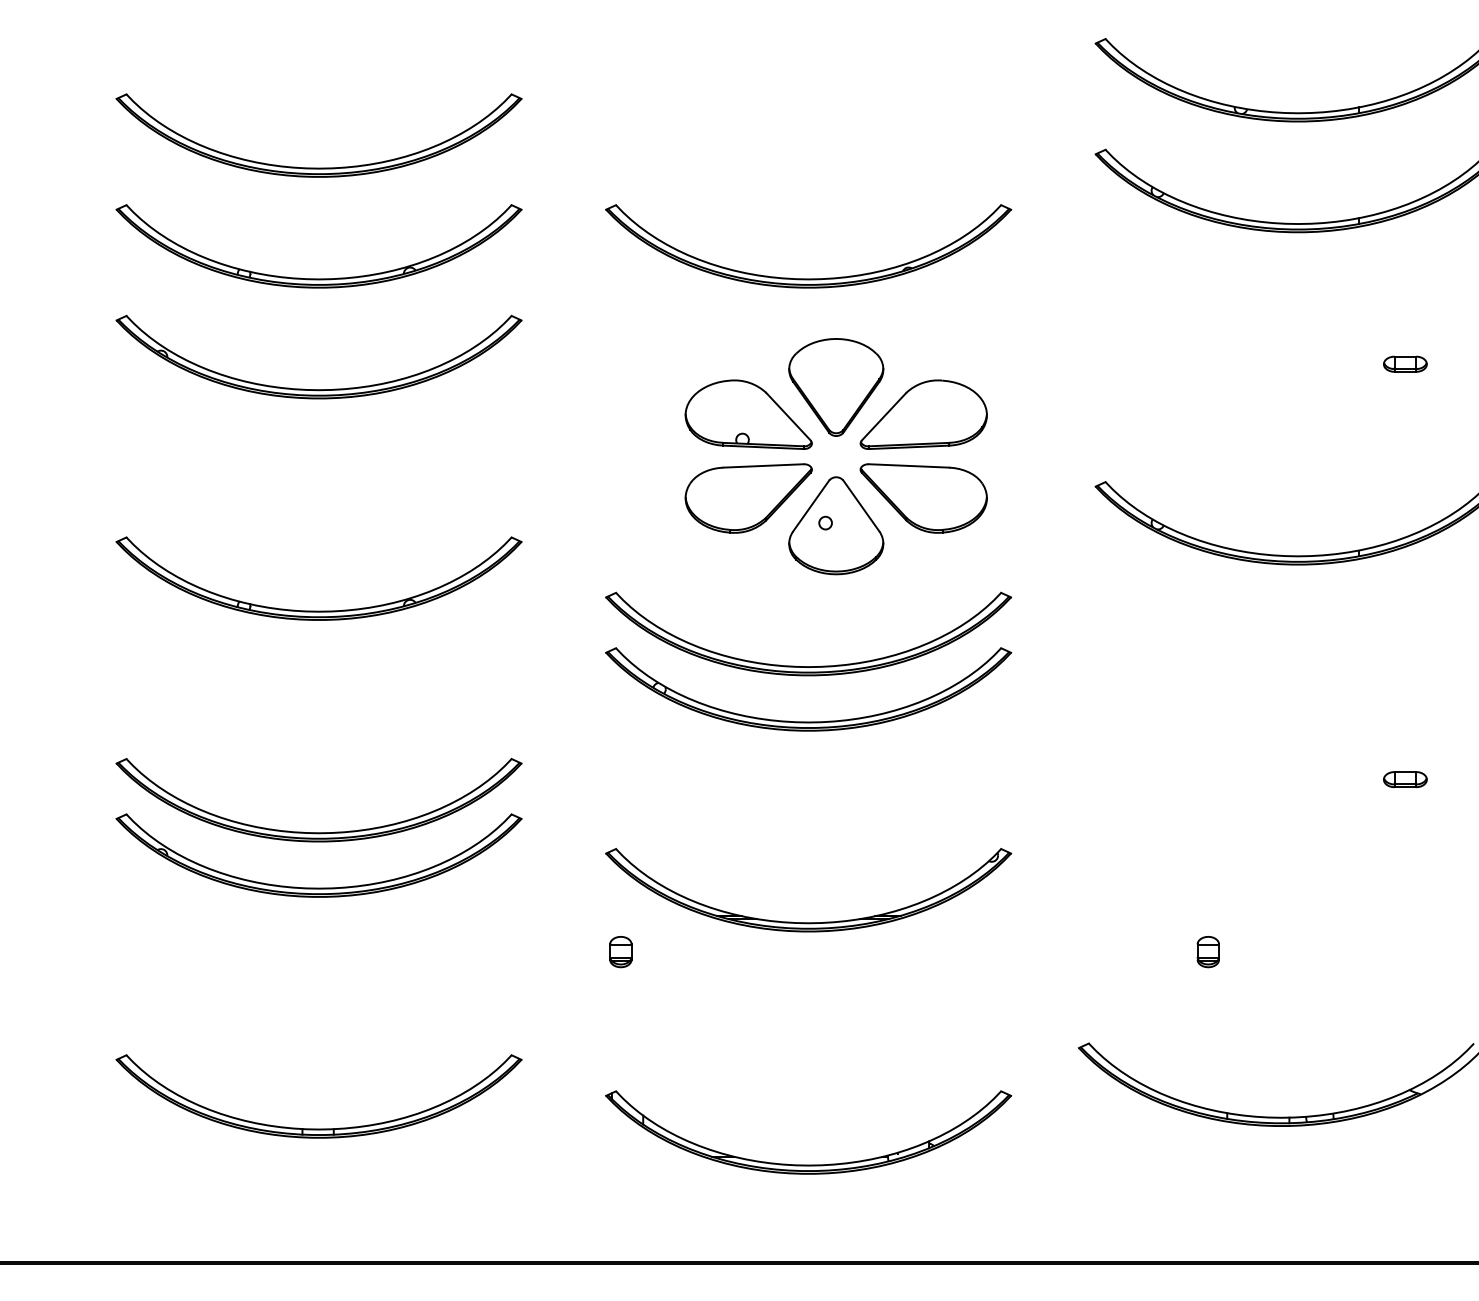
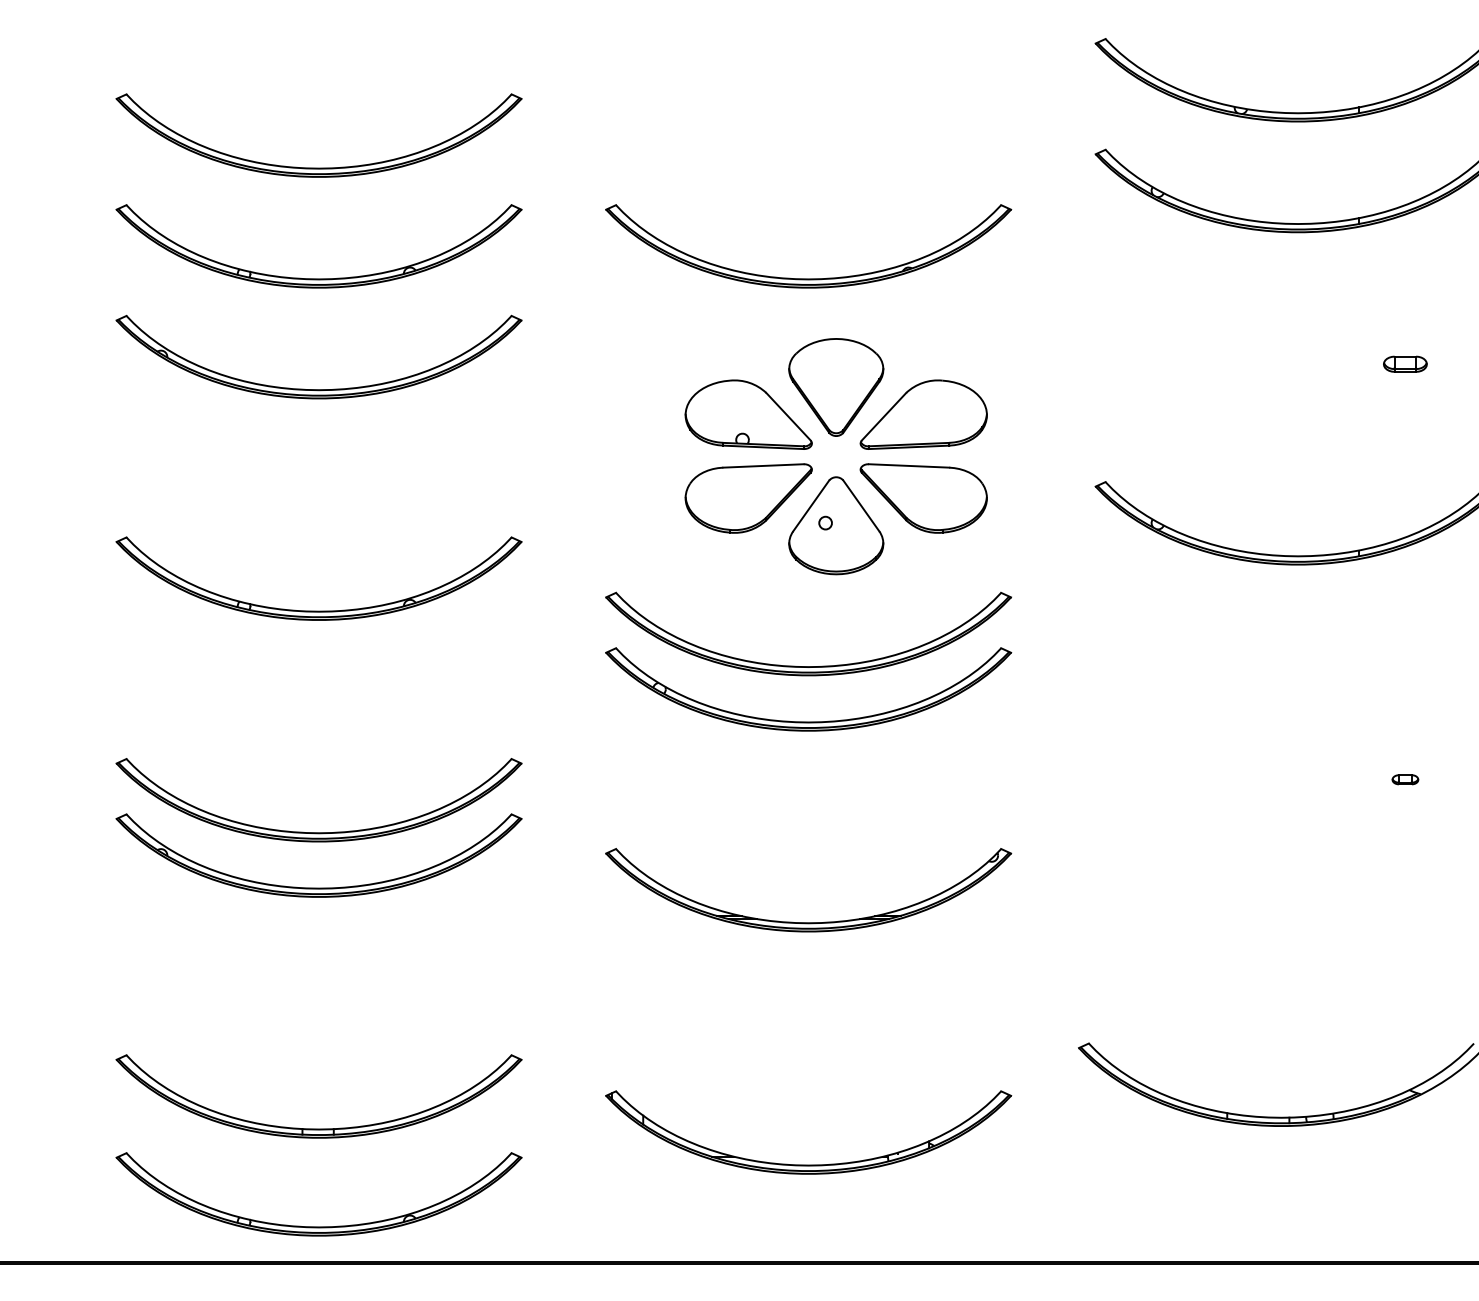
part size: 45x18 px -> 29x12 px (1405, 779)
part: present -> none (620, 952)
part: present -> none (1207, 952)
part: none -> present (318, 1226)
